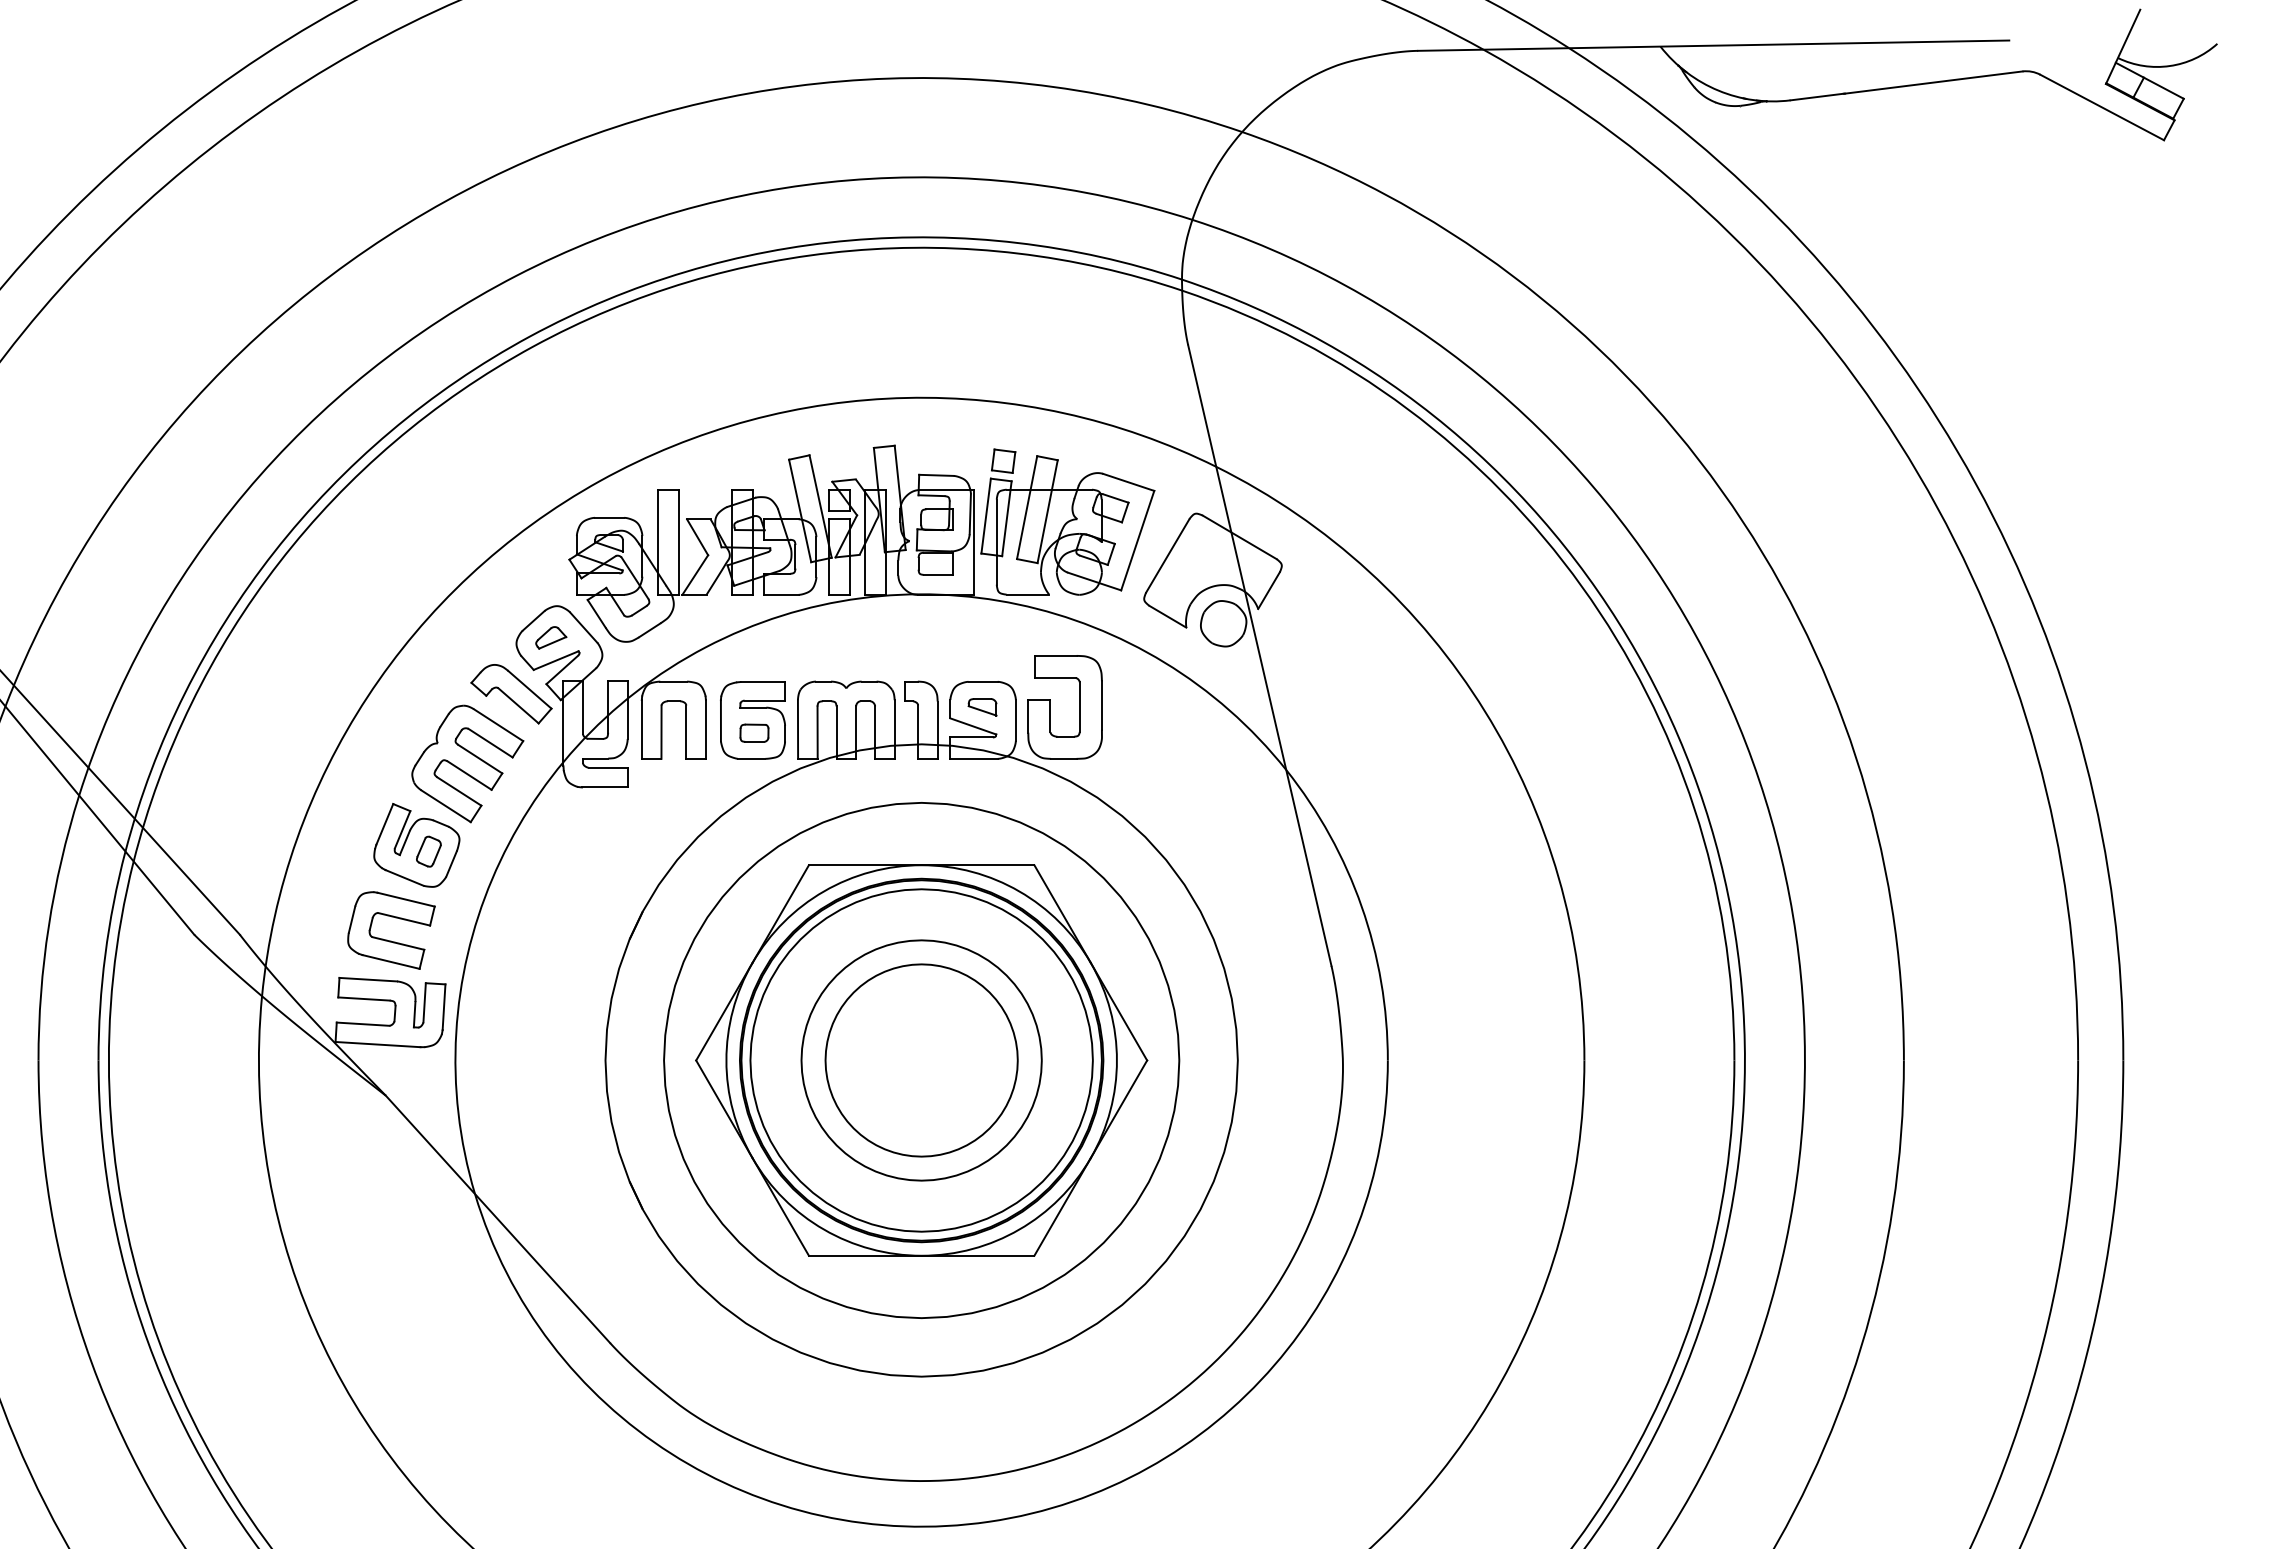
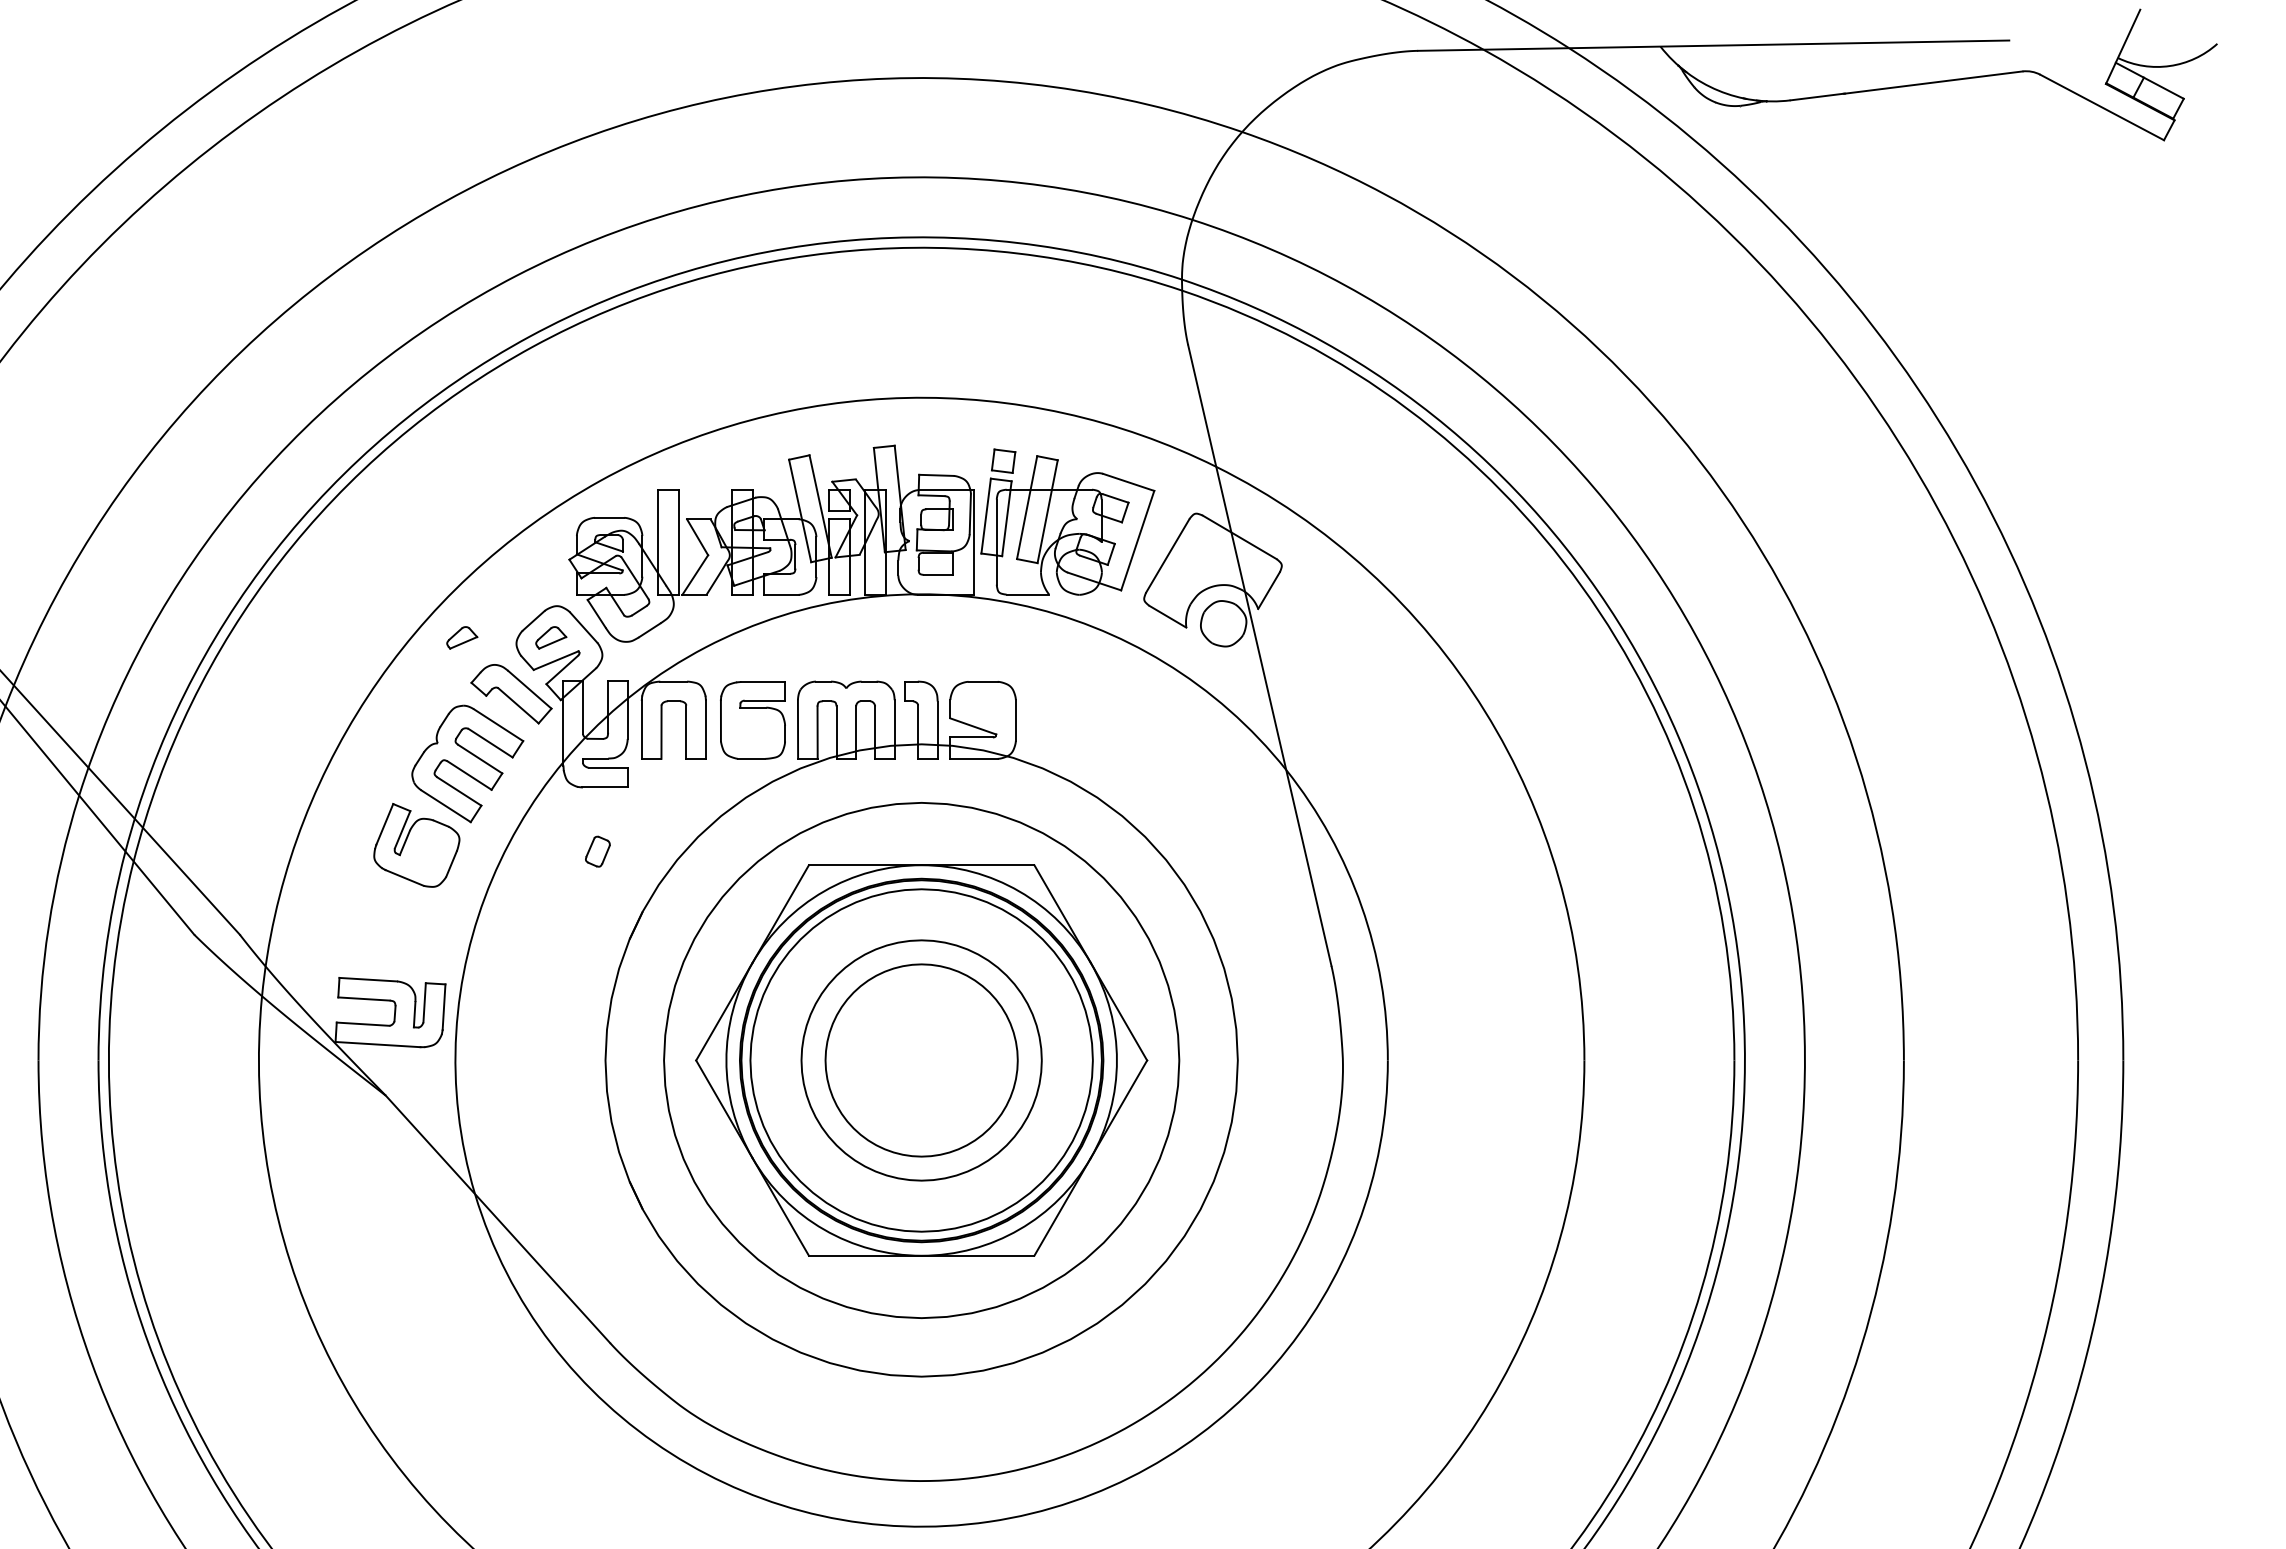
part: none -> present (462, 637)
part: present -> none (982, 707)
part: present -> none (1050, 707)
part: present -> none (754, 732)
part position: (428, 851) -> (597, 851) (597, 851)
part: present -> none (387, 939)
